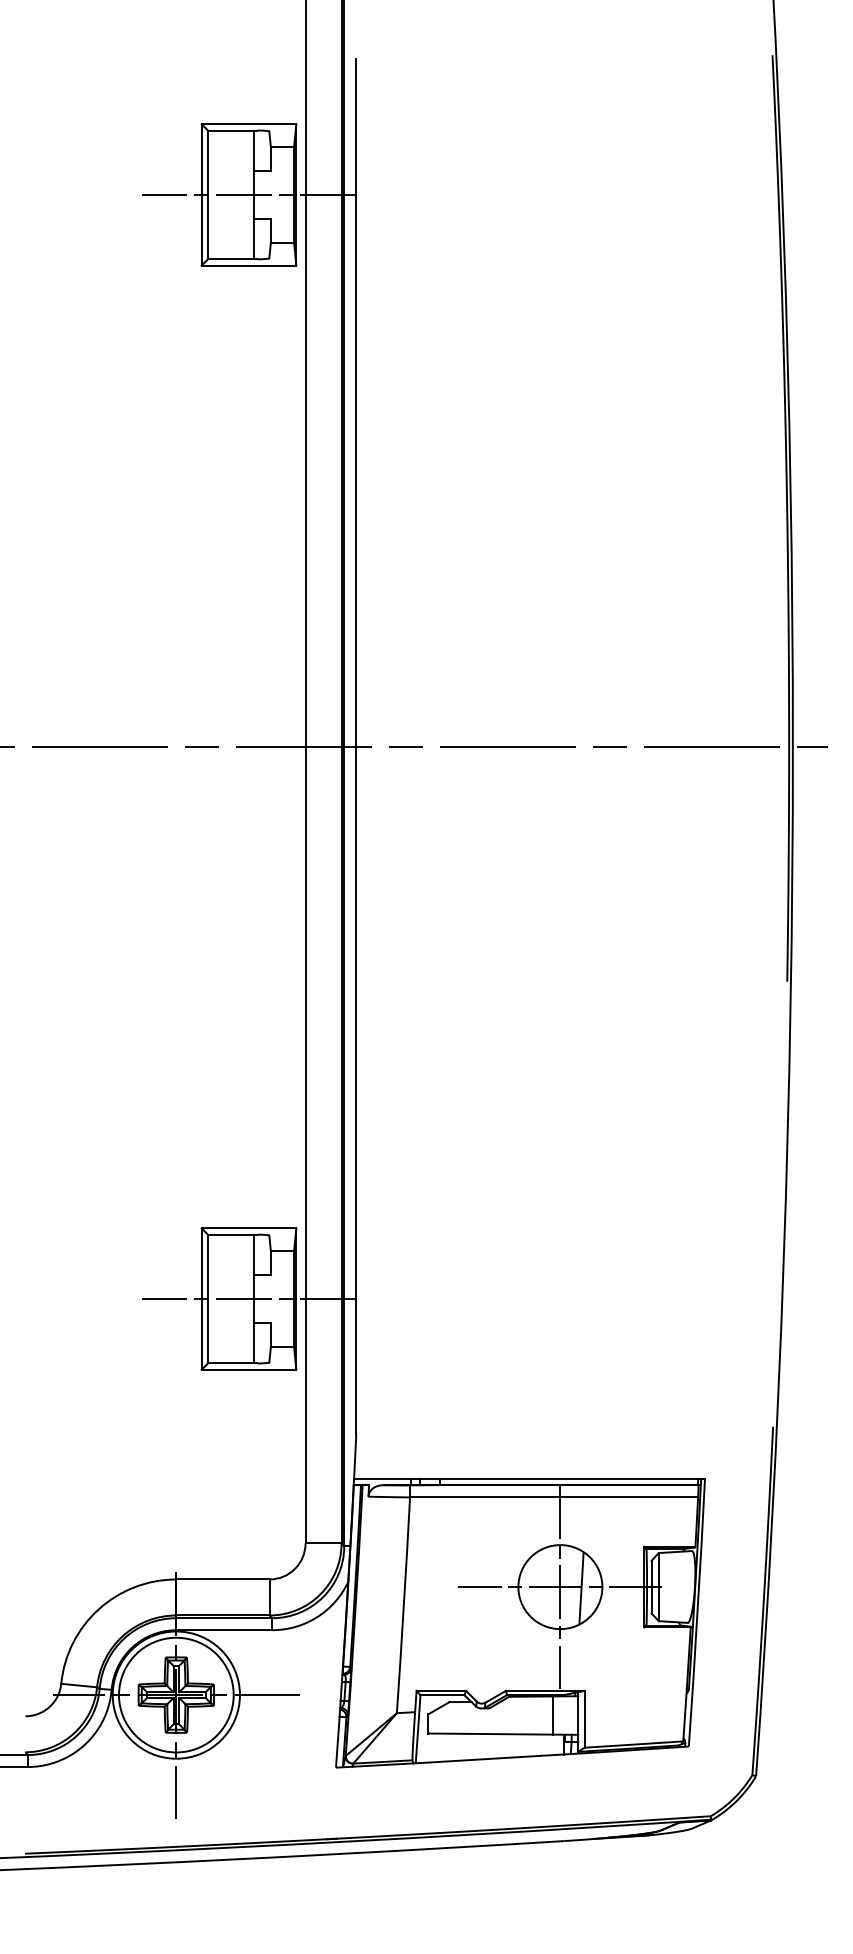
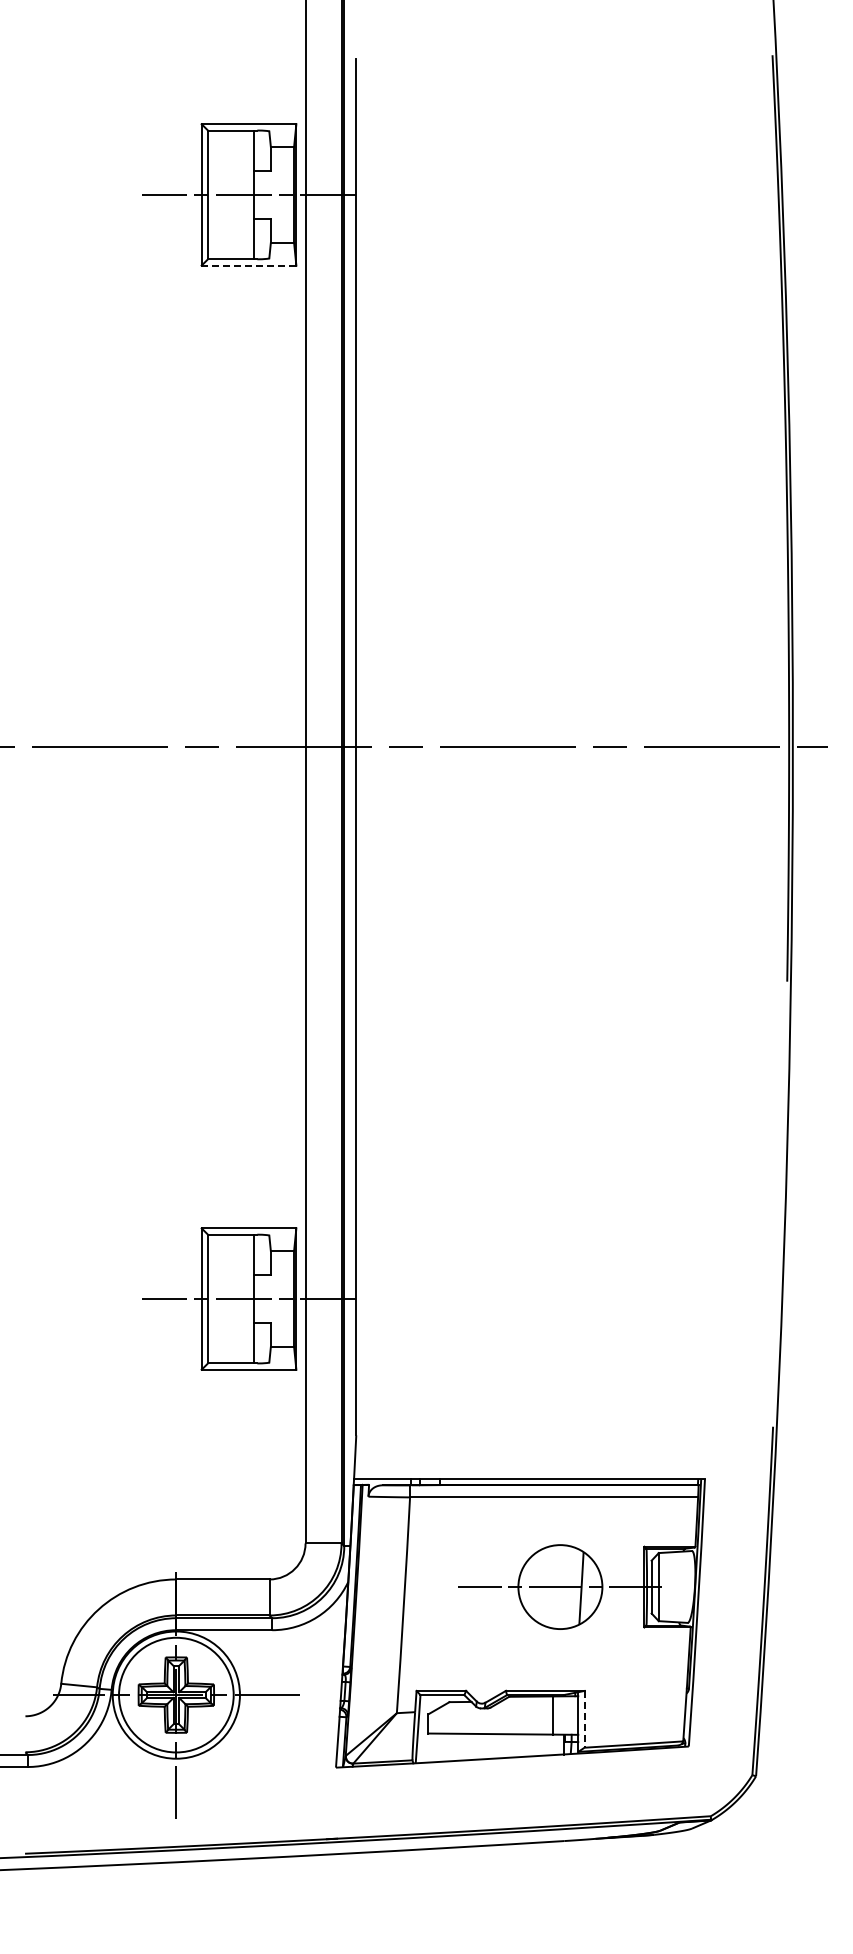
line: solid -> dashed (248, 265)
line: present -> none (560, 1587)
line: solid -> dashed (584, 1719)
